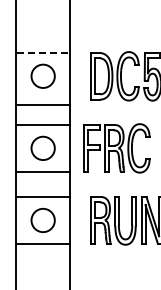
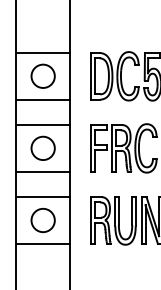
line: dashed -> solid (43, 53)
line position: (42, 104) -> (42, 99) (42, 99)
part position: (116, 148) -> (123, 148) (123, 148)
